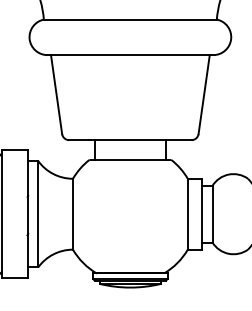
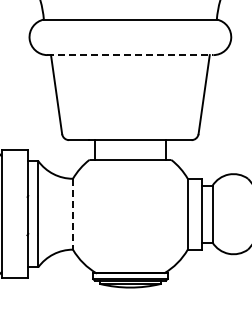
line: solid -> dashed (130, 55)
line: solid -> dashed (72, 214)
